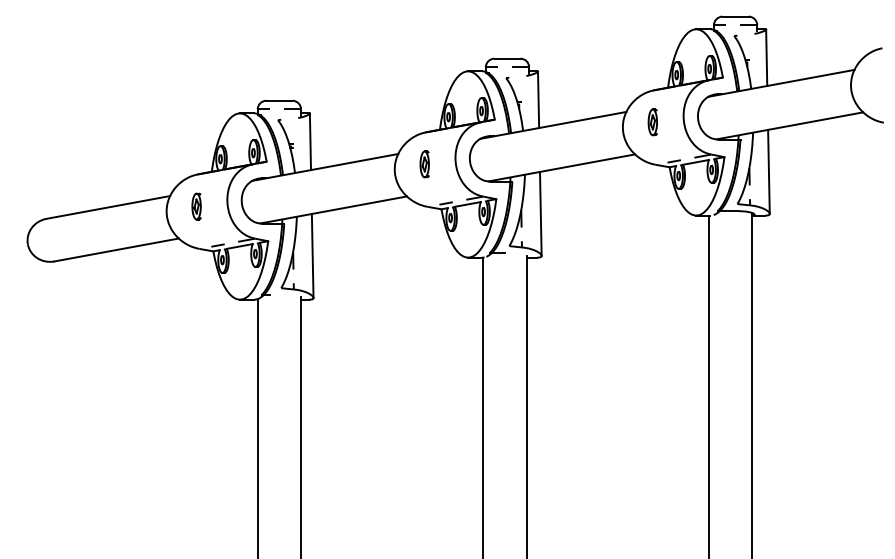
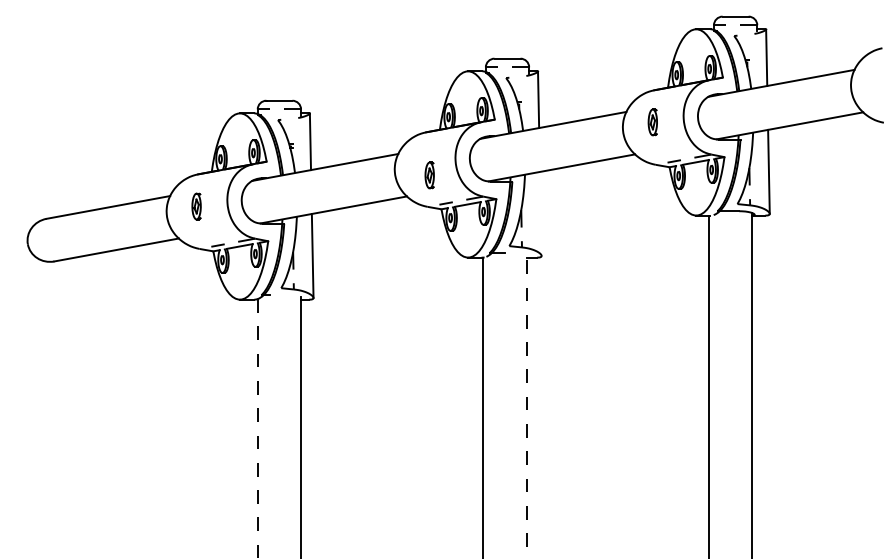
part position: (424, 164) -> (429, 175) (429, 175)
line: present -> none (540, 213)
line: solid -> dashed (526, 407)
line: solid -> dashed (257, 428)
